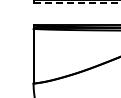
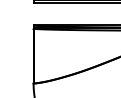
line: dashed -> solid (77, 2)
